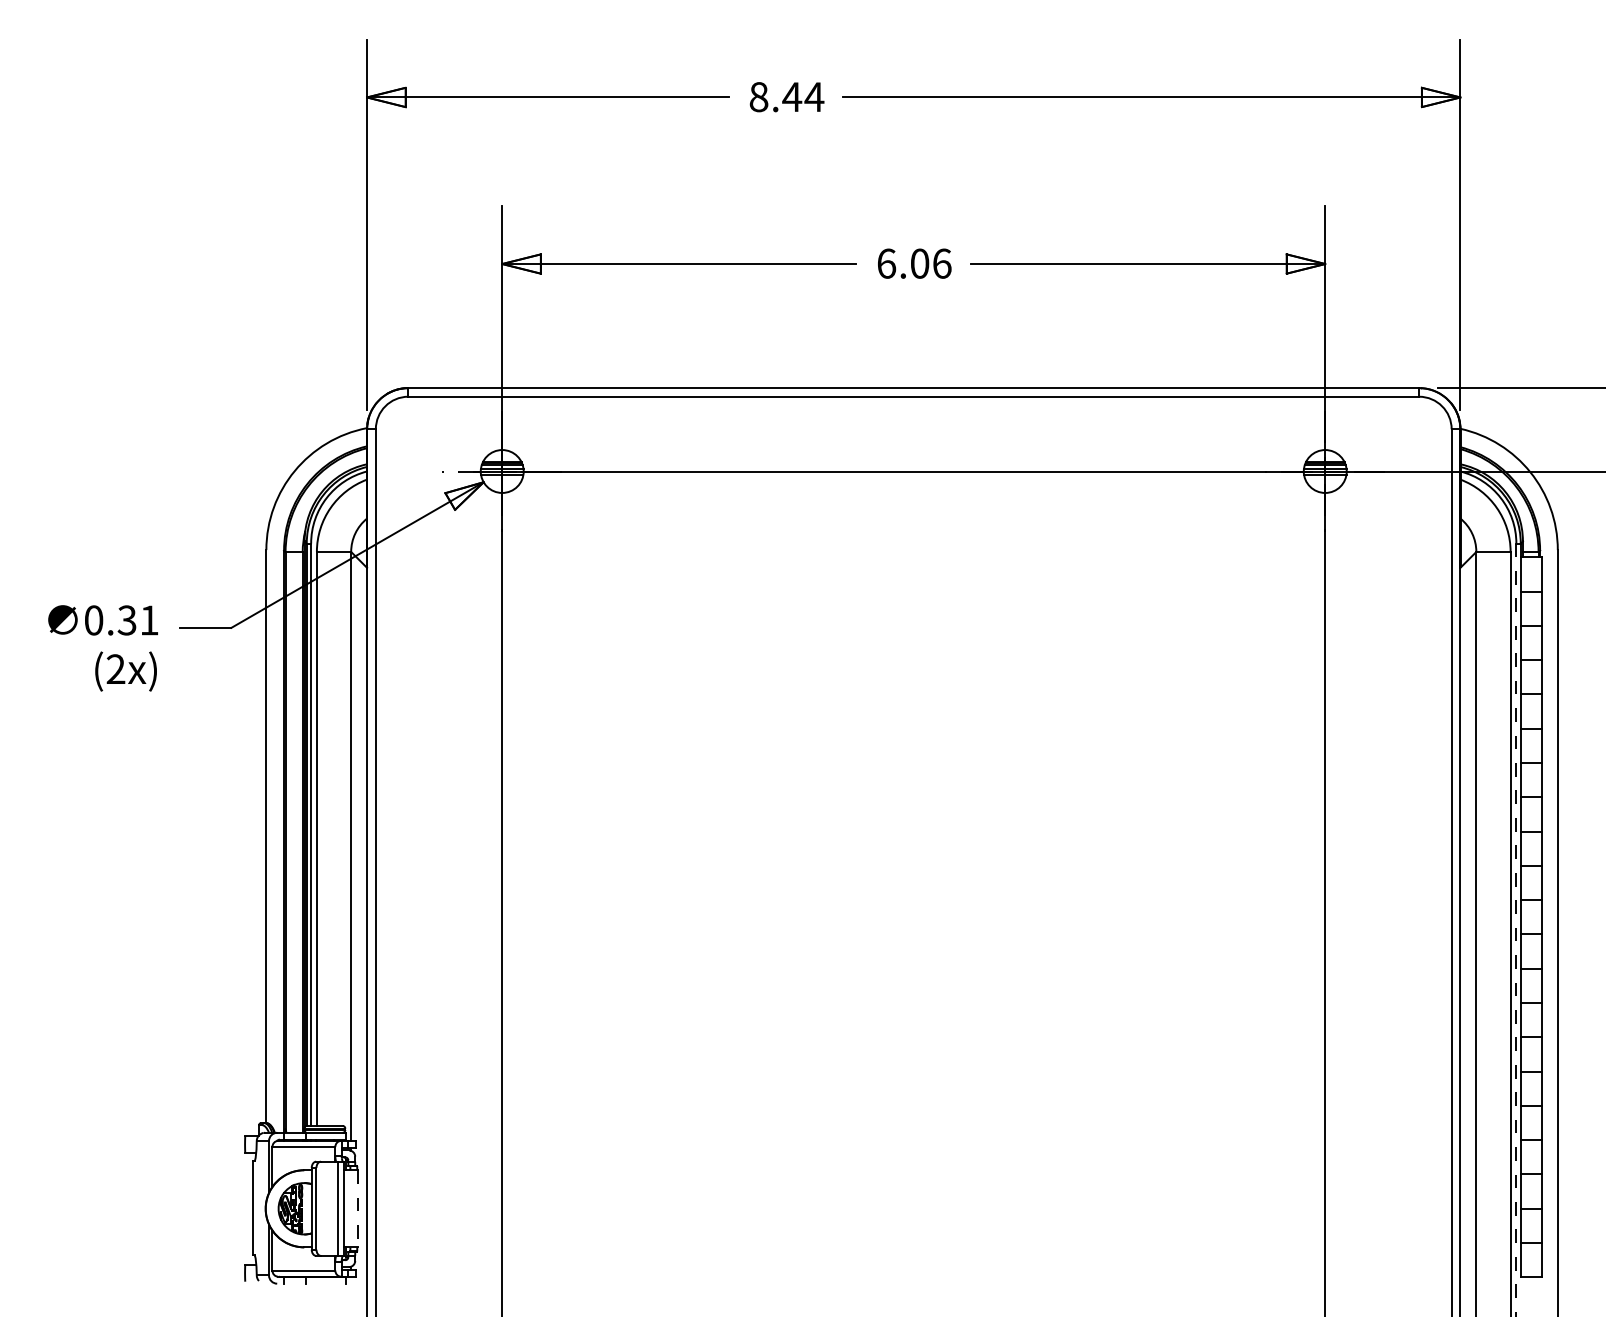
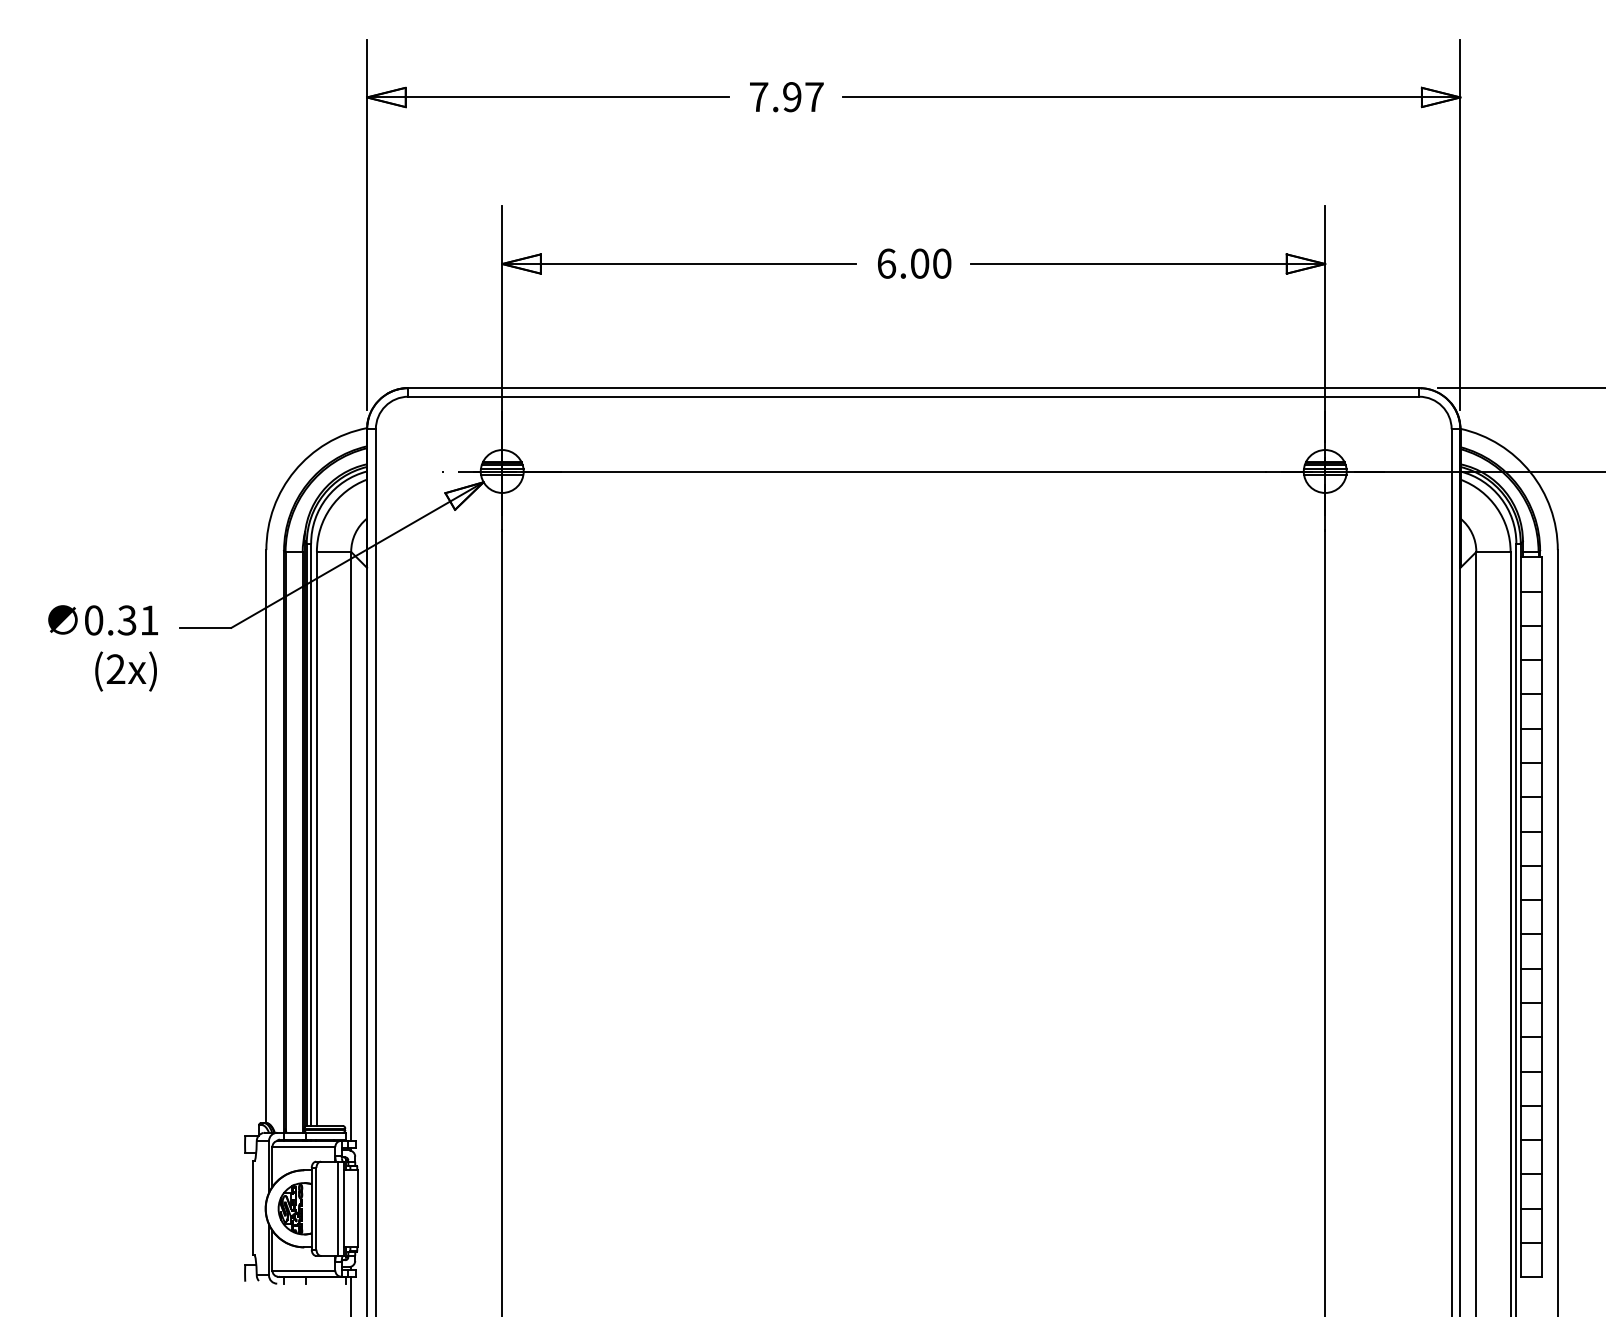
text: 8.44 -> 7.97 (786, 97)
text: 6.06 -> 6.00 (942, 263)
line: dashed -> solid (1516, 930)
line: dashed -> solid (357, 1208)
line: none -> present (351, 1294)
